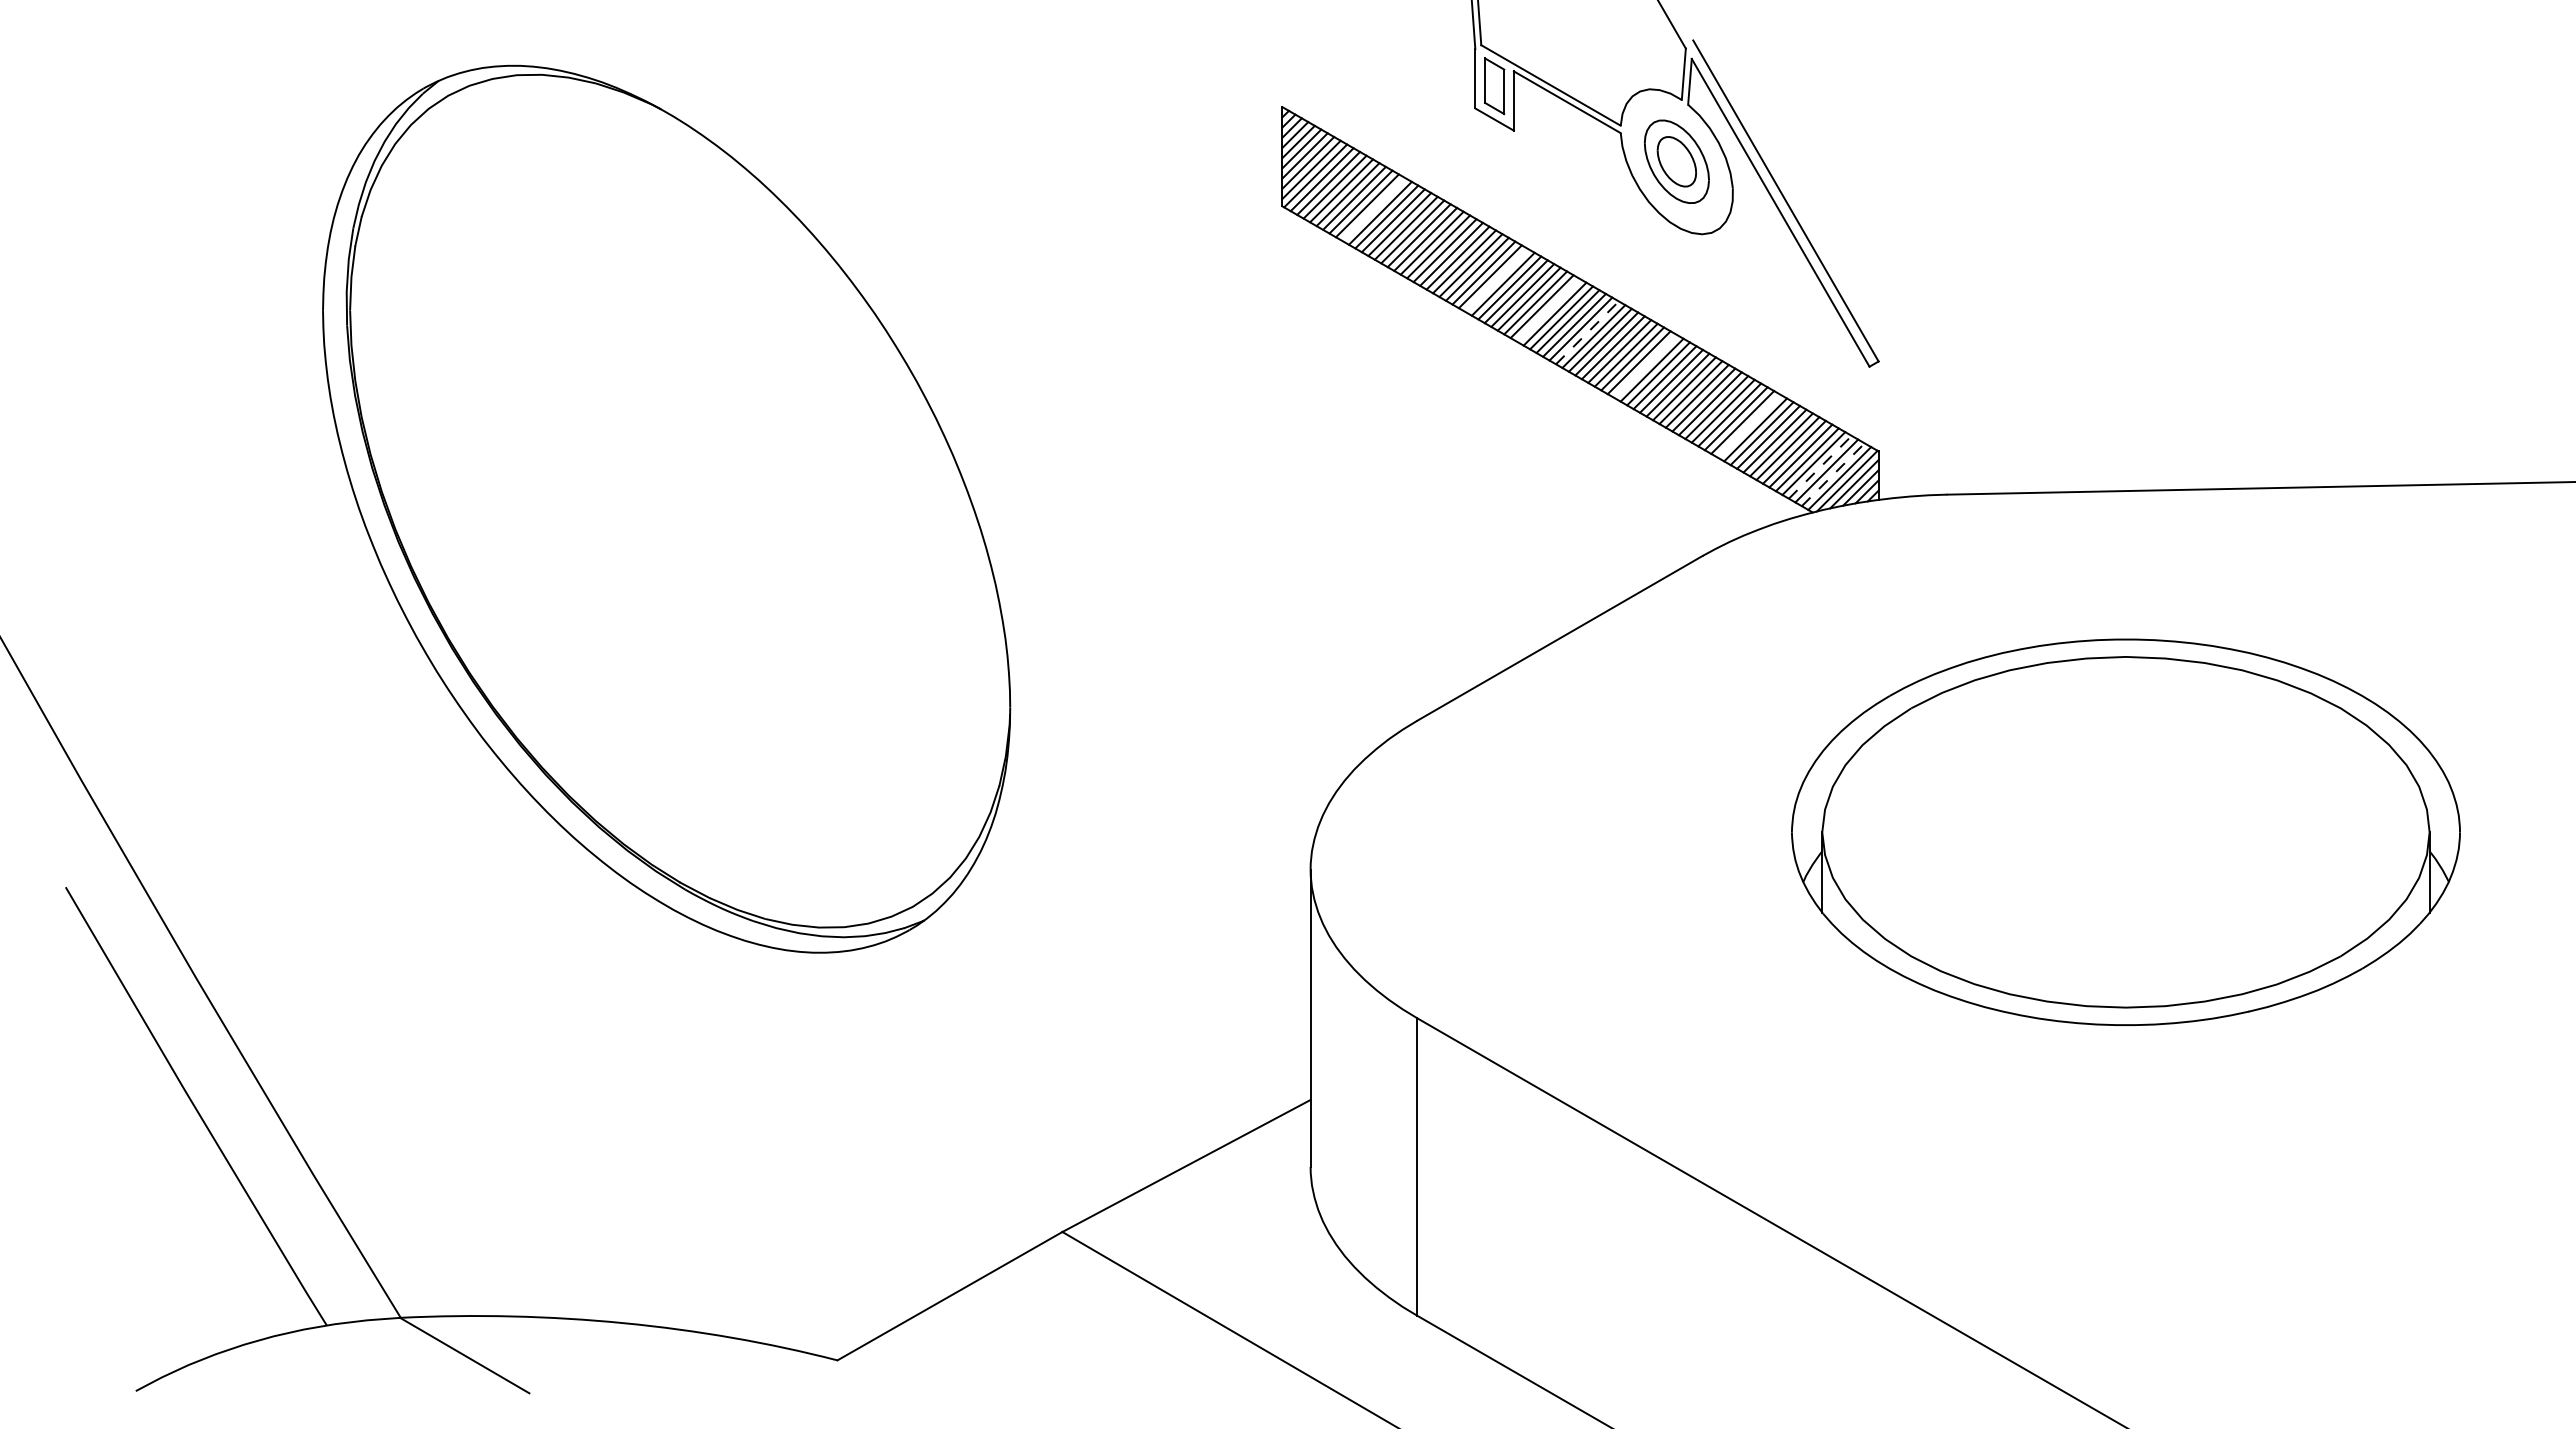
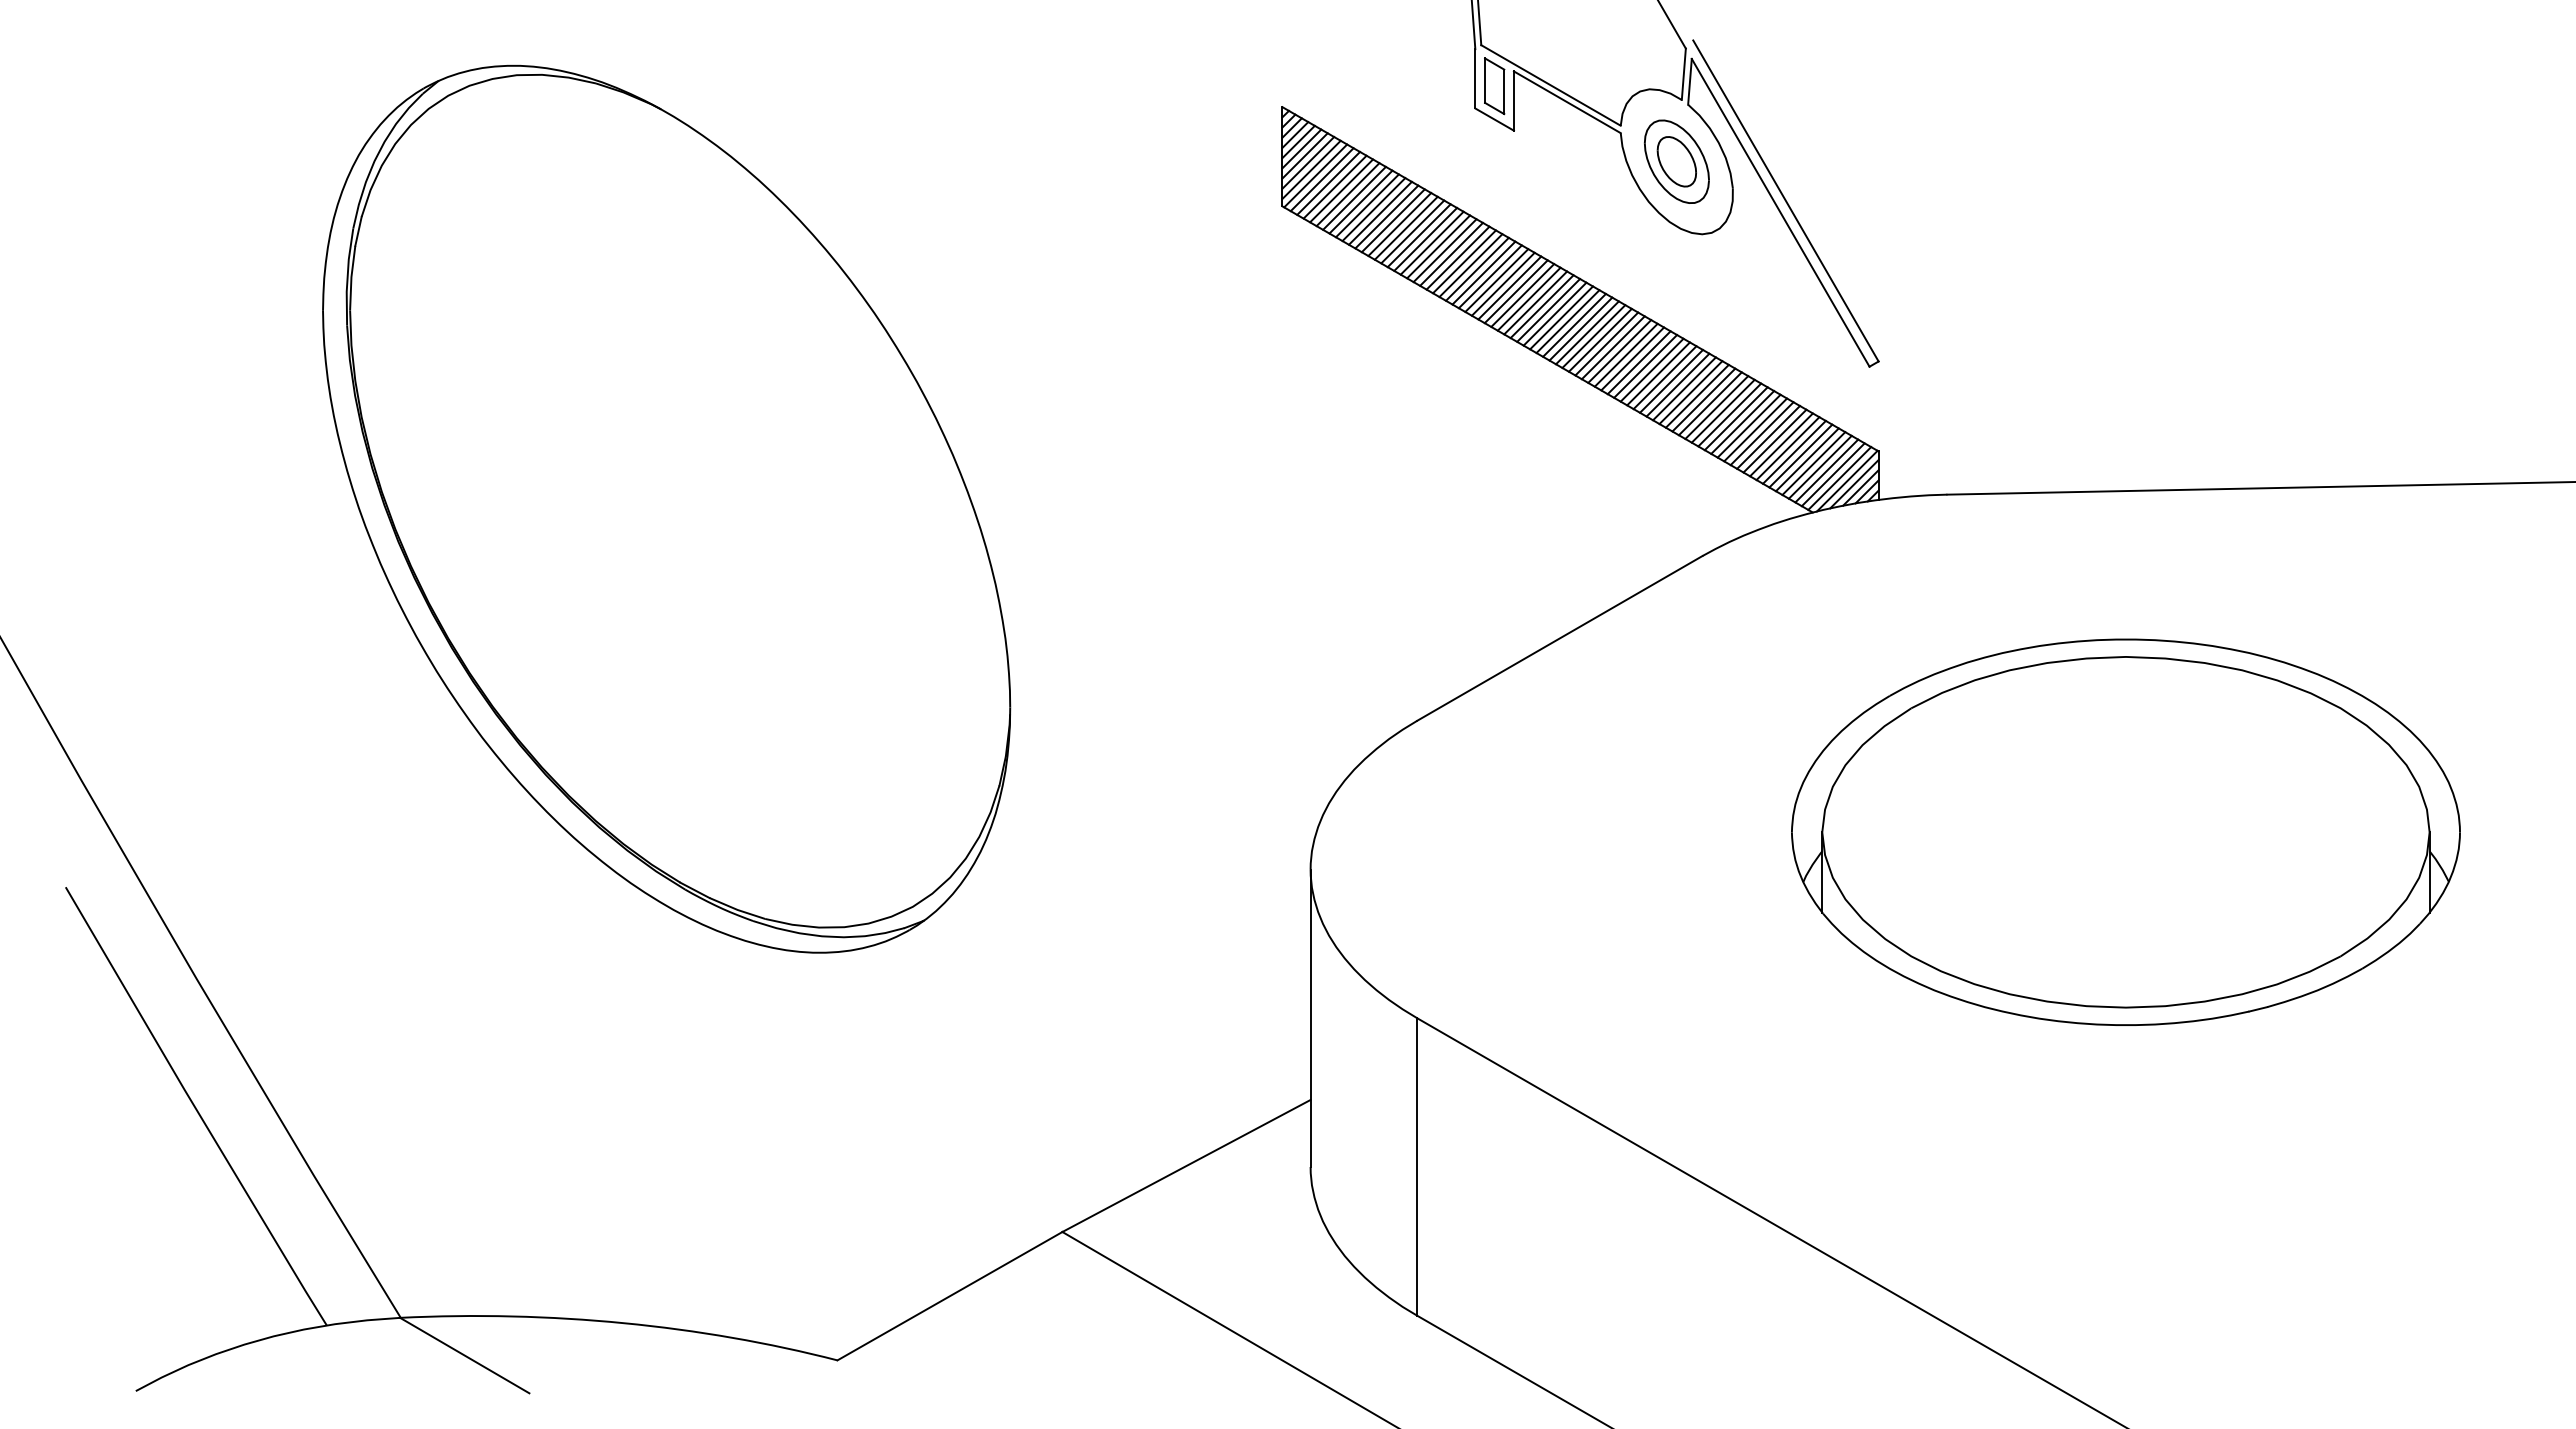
line: none -> present (1373, 209)
line: none -> present (1496, 280)
line: none -> present (1548, 310)
line: dashed -> solid (1587, 332)
line: none -> present (1645, 366)
line: none -> present (1748, 425)
line: dashed -> solid (1820, 466)
line: dashed -> solid (1833, 474)
